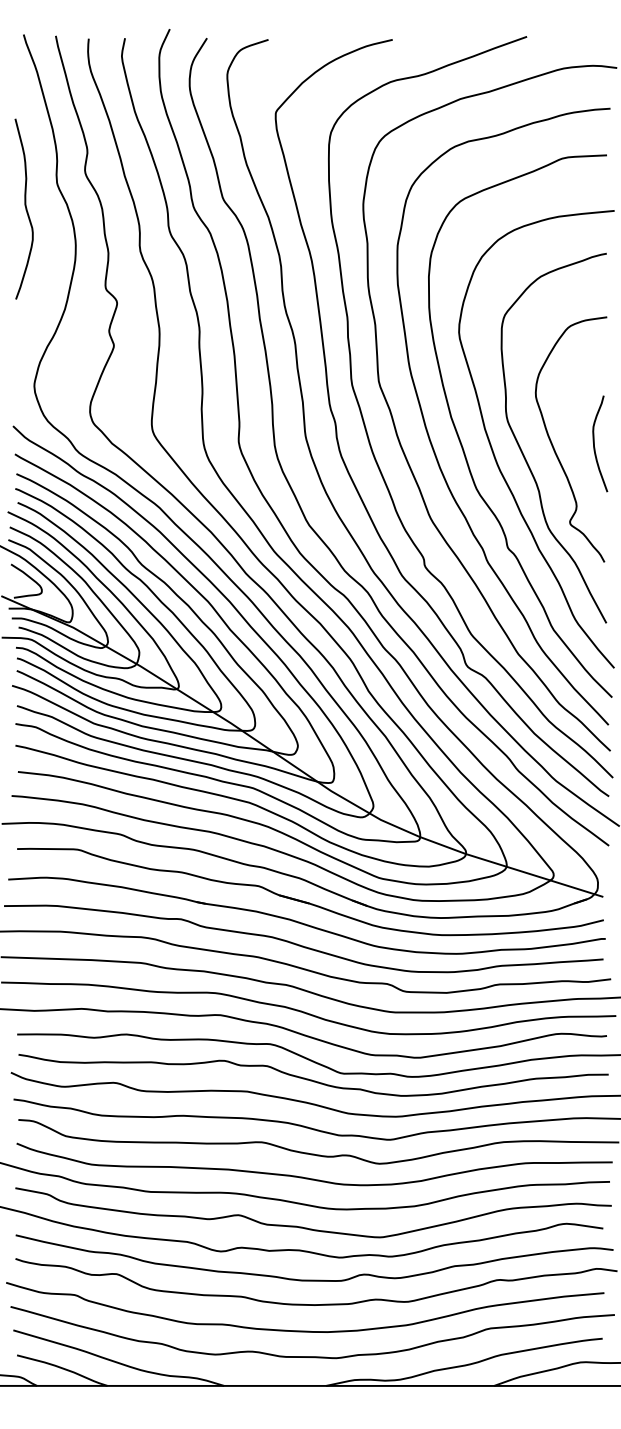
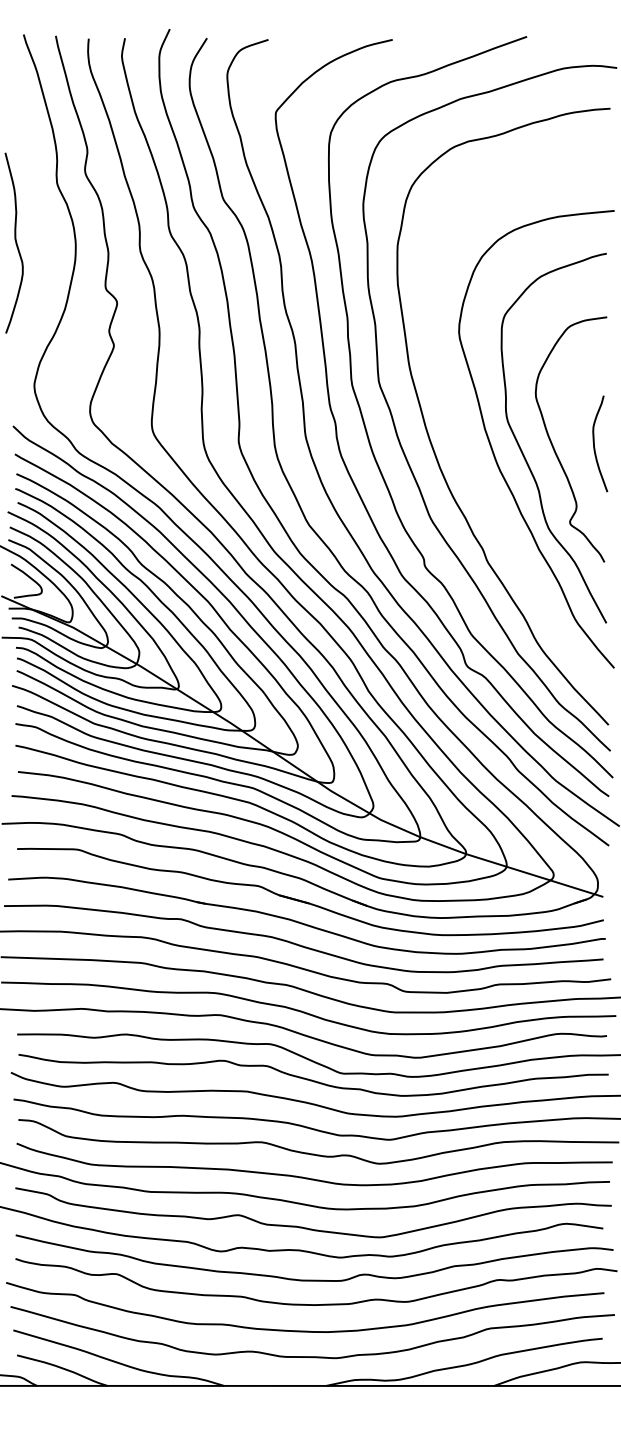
curve position: (25, 208) -> (15, 242) (15, 242)
curve: present -> none (462, 444)
